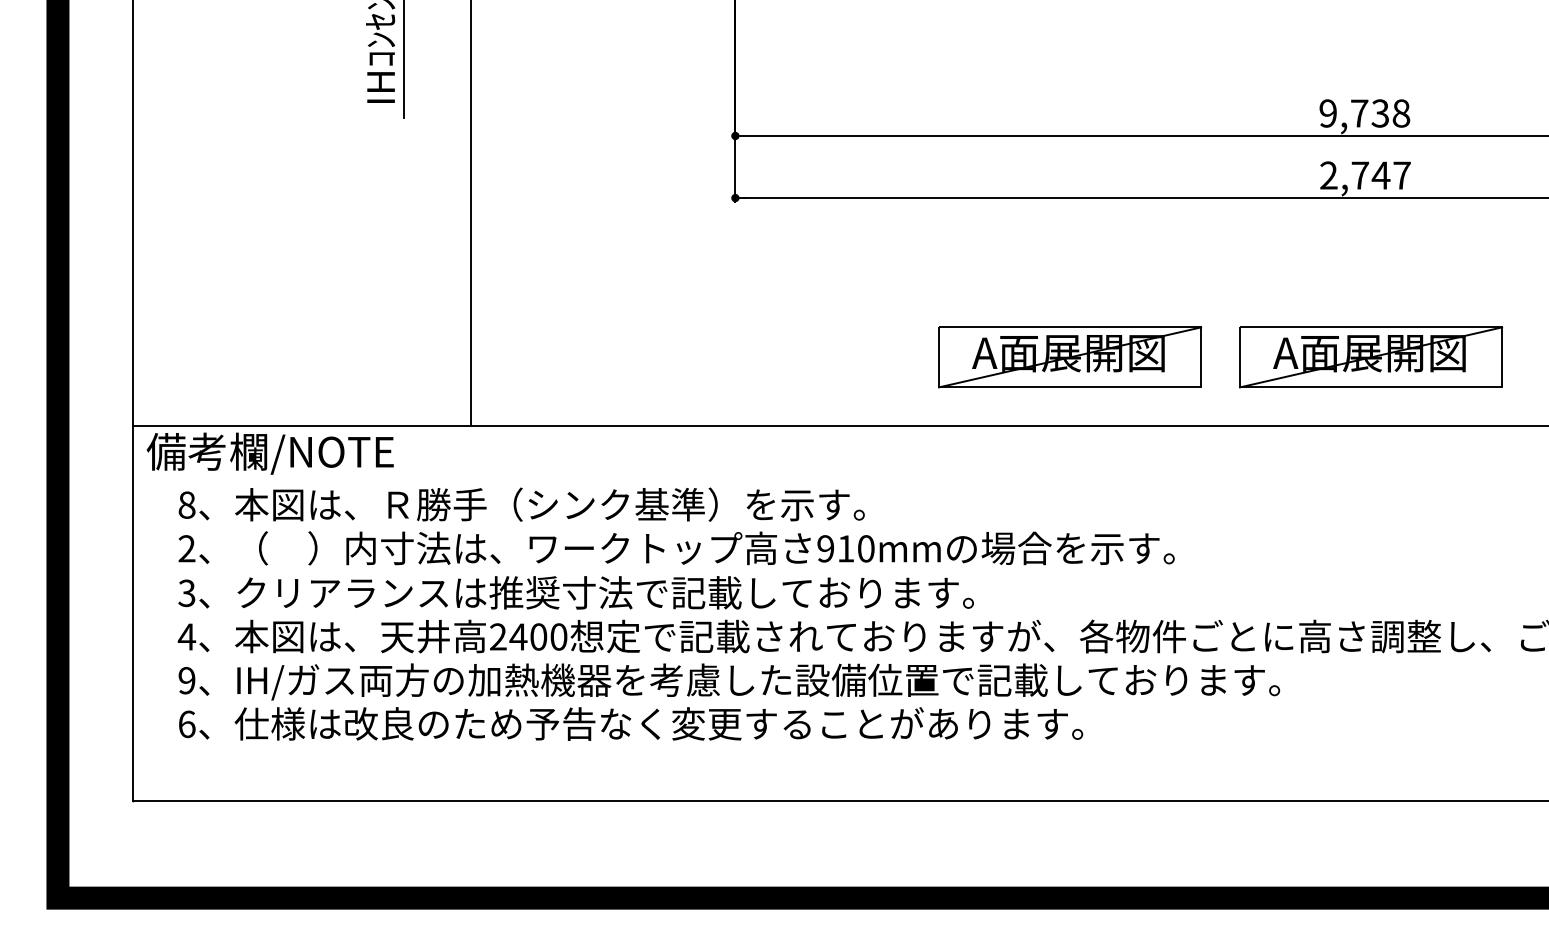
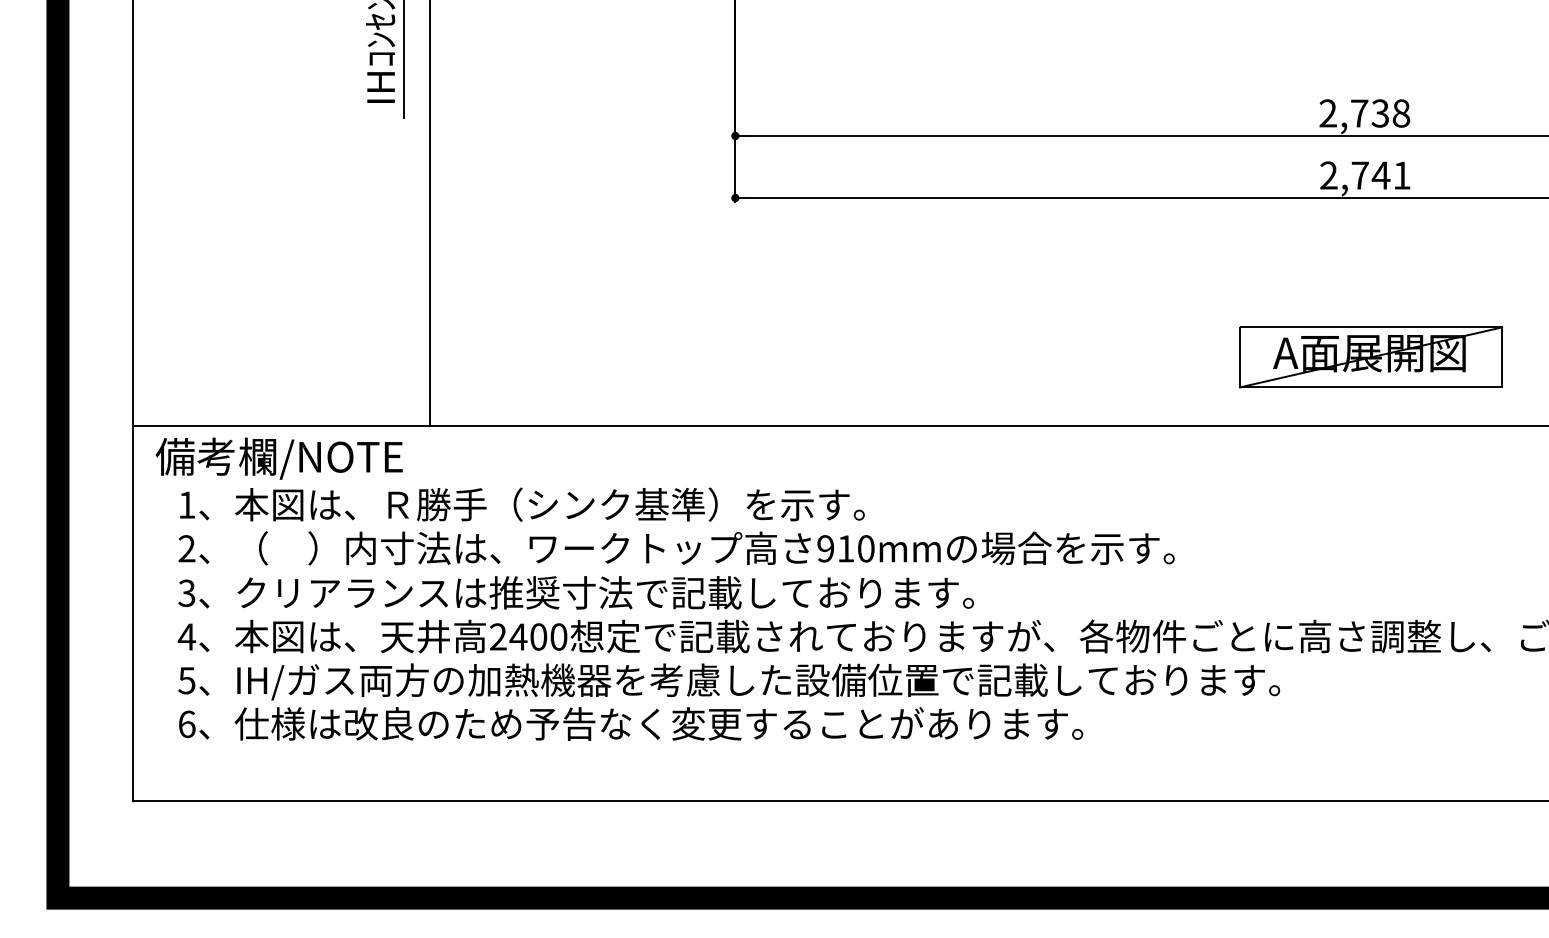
text: 9,738 -> 2,738 (1327, 113)
text: 2,747 -> 2,741 (1401, 175)
line position: (471, 213) -> (430, 213) (430, 213)
part: present -> none (1070, 357)
text position: (269, 453) -> (278, 458) (278, 458)
text: 8 -> 1 (186, 504)
text: 9 -> 5 (186, 680)
